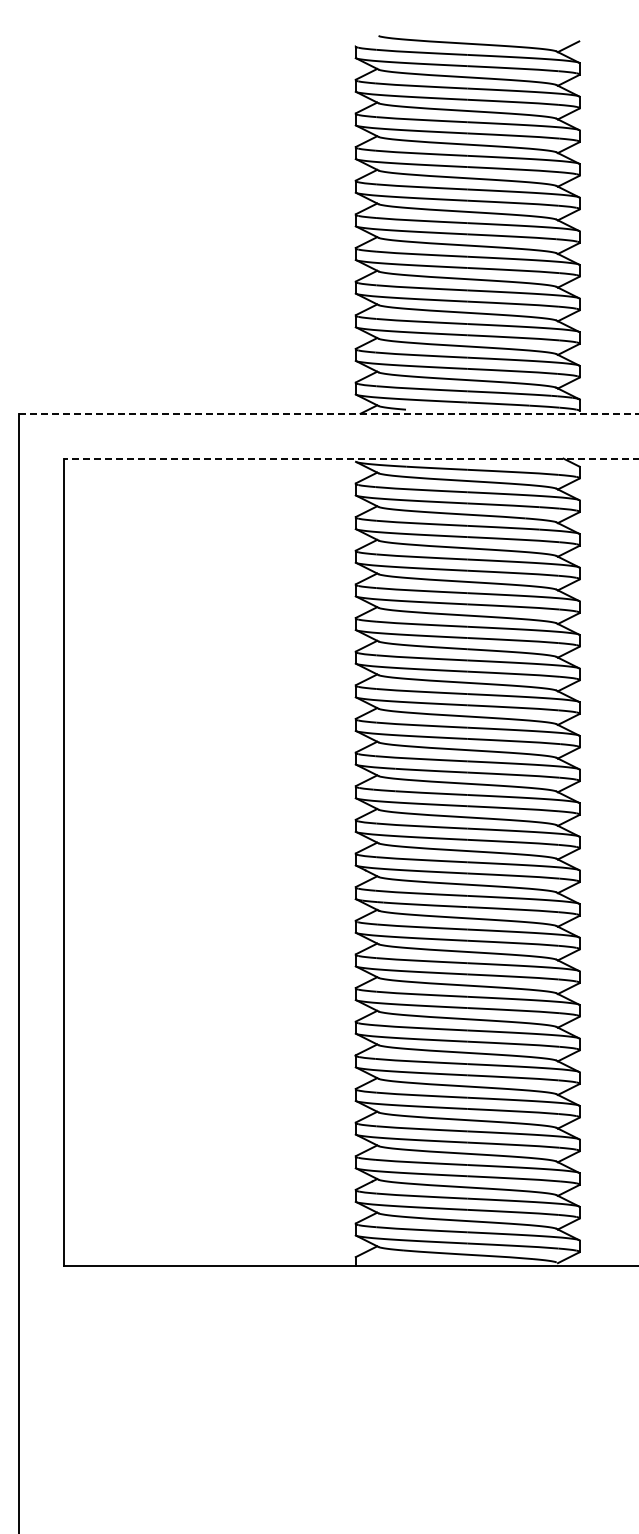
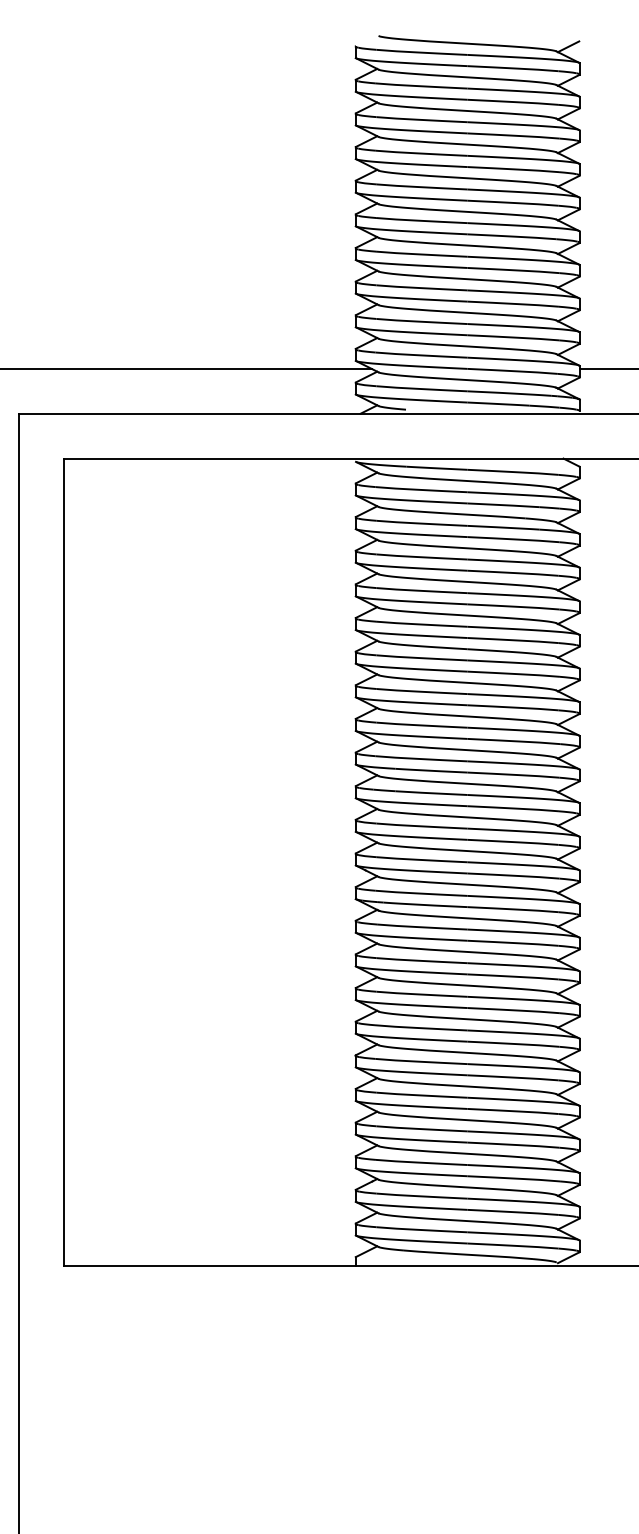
line: none -> present (186, 368)
line: none -> present (607, 368)
line: dashed -> solid (328, 413)
line: dashed -> solid (350, 458)
